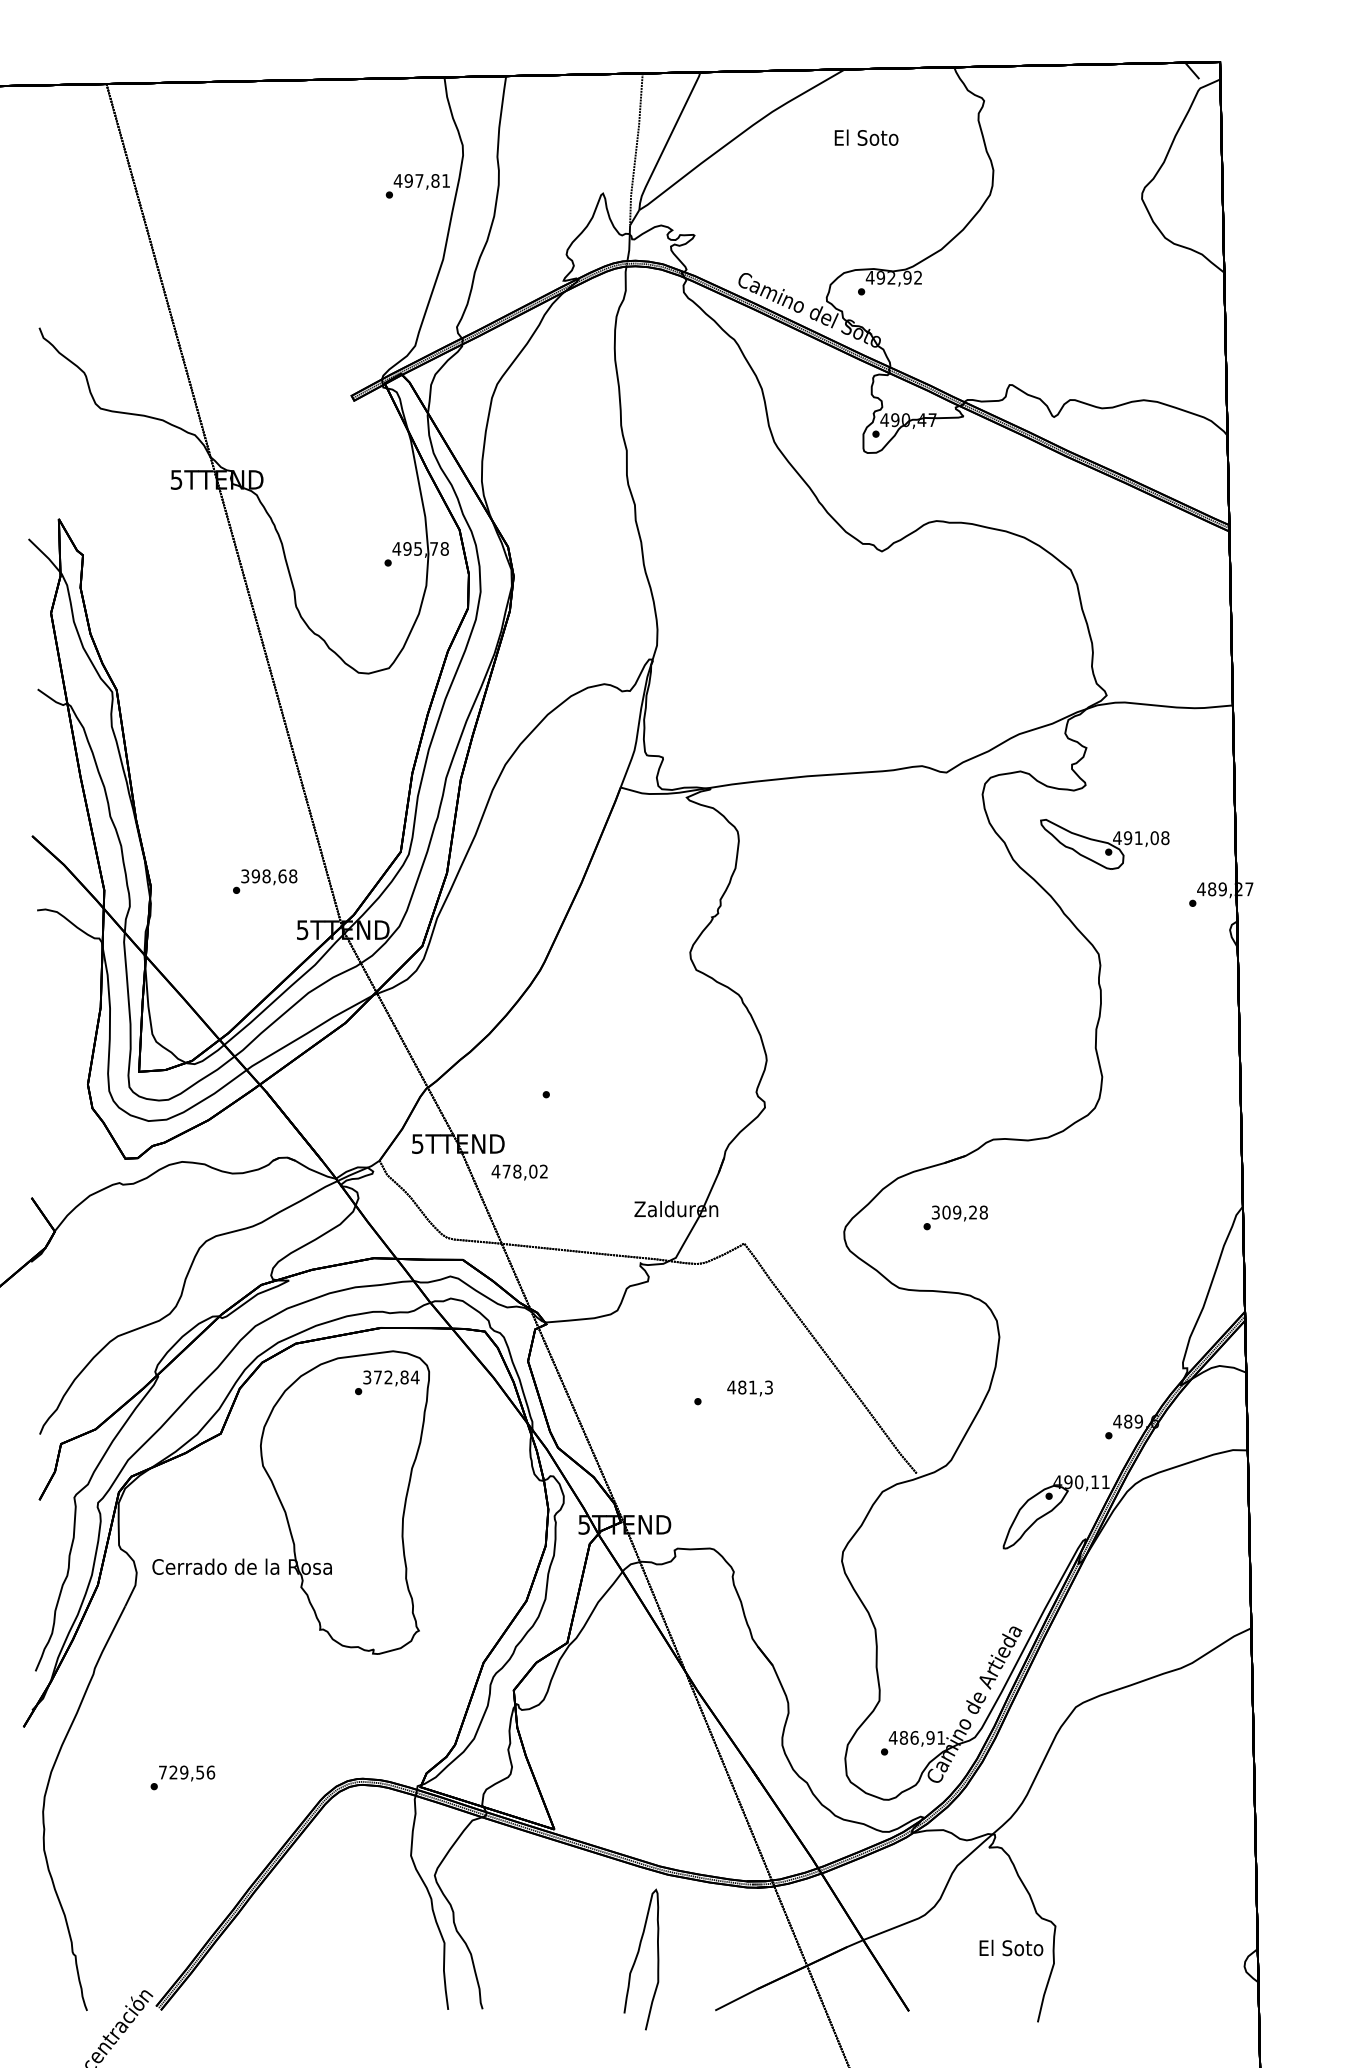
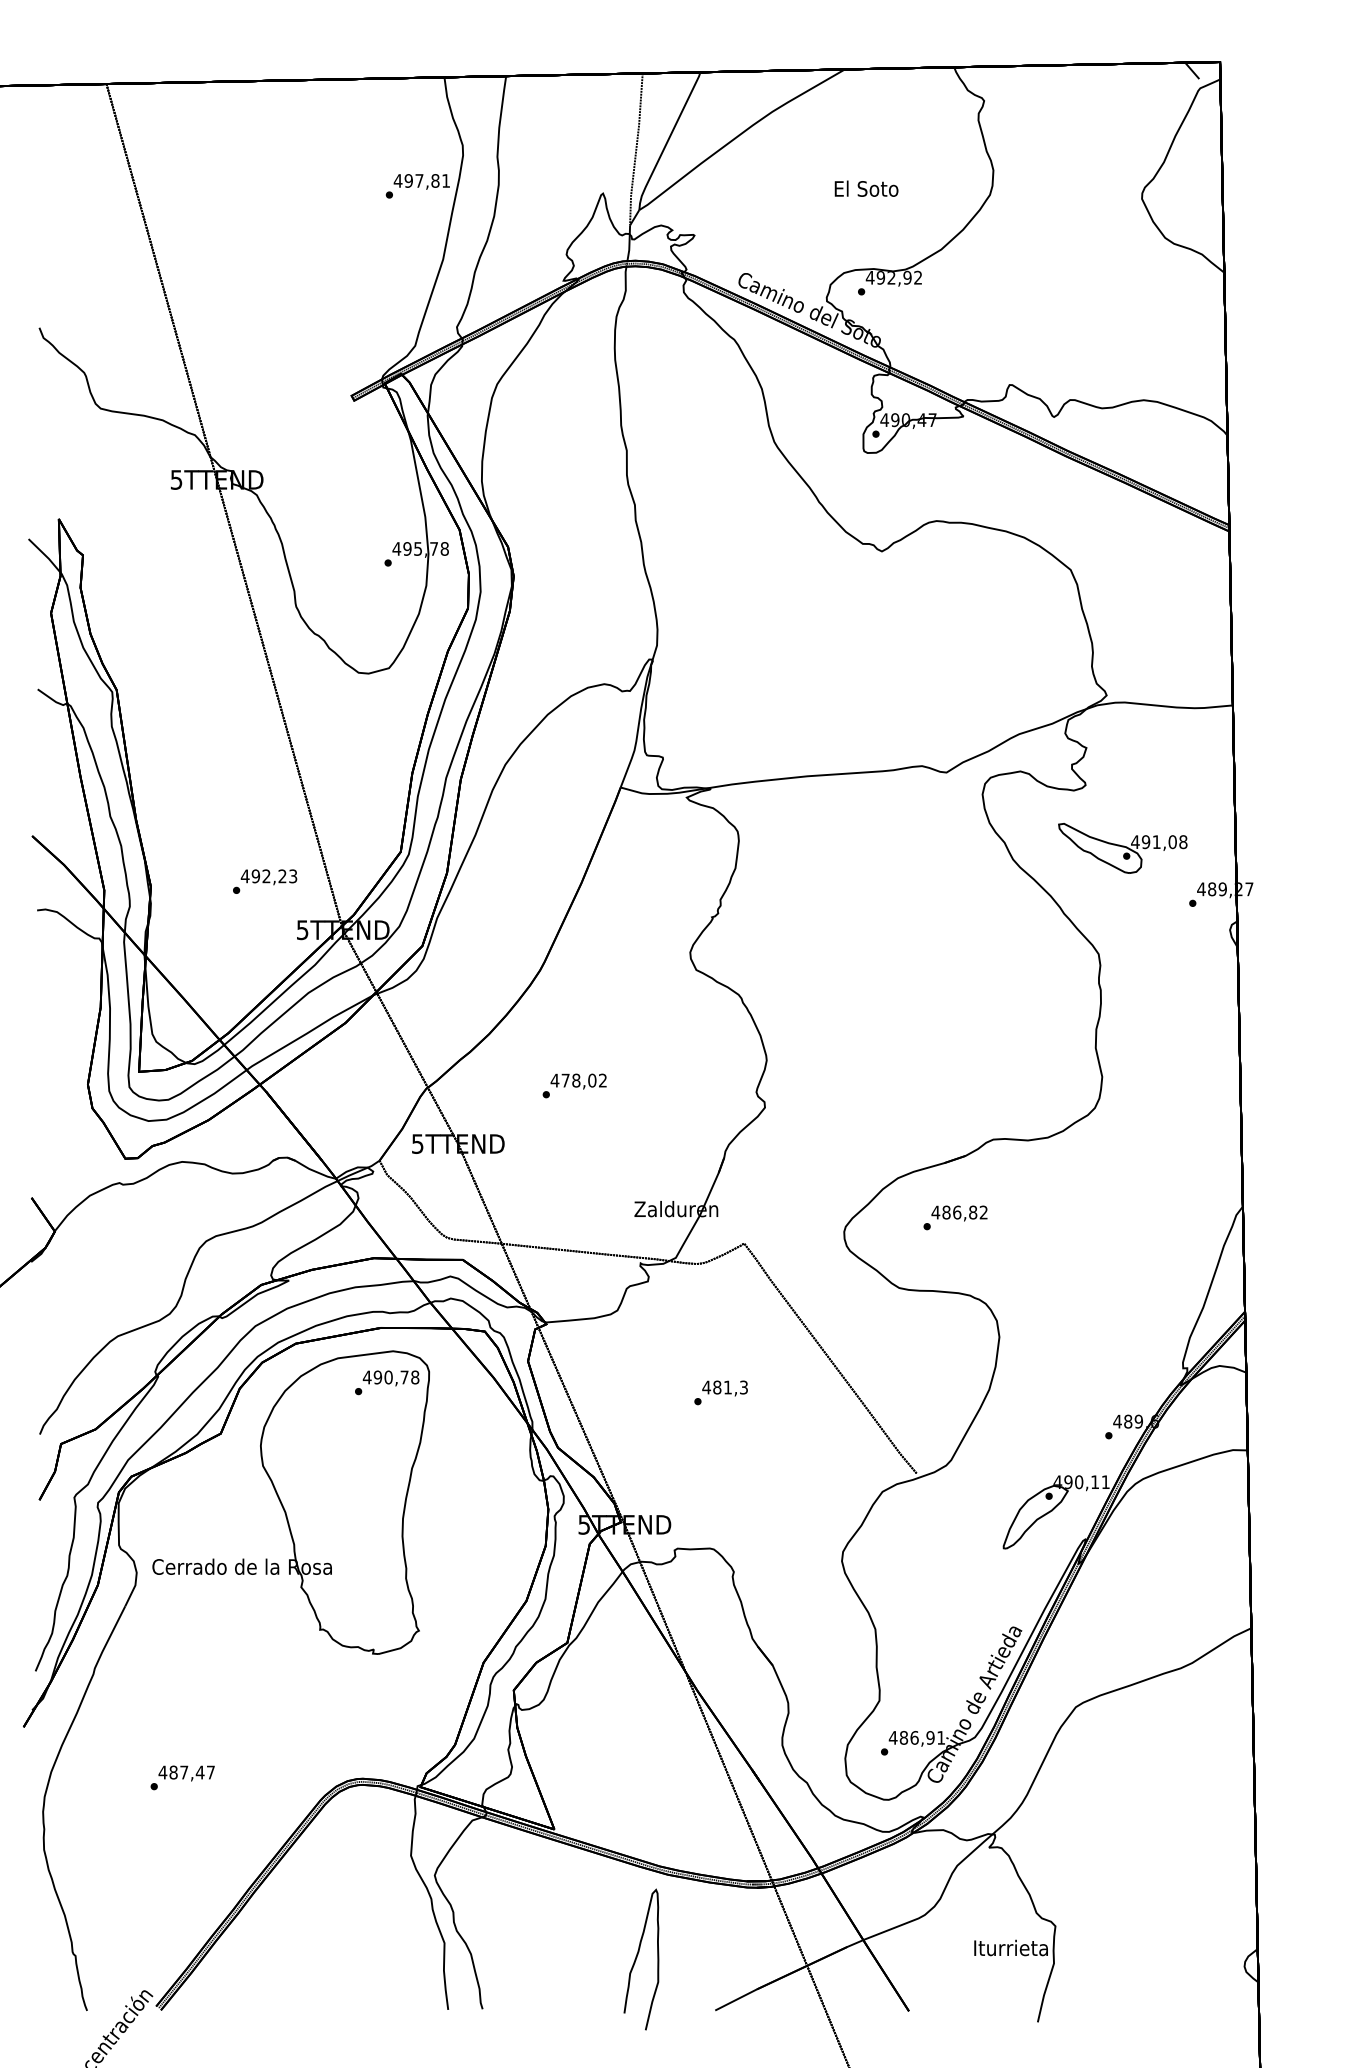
text position: (866, 137) -> (866, 188) (866, 188)
part position: (1104, 844) -> (1122, 848) (1122, 848)
text: 398,68 -> 492,23 (268, 876)
text position: (519, 1172) -> (578, 1081) (578, 1081)
text: 309,28 -> 486,82 (959, 1212)
text: 372,84 -> 490,78 (390, 1377)
text position: (749, 1388) -> (724, 1388) (724, 1388)
text: 729,56 -> 487,47 (186, 1772)
text: El Soto -> Iturrieta (1010, 1947)
